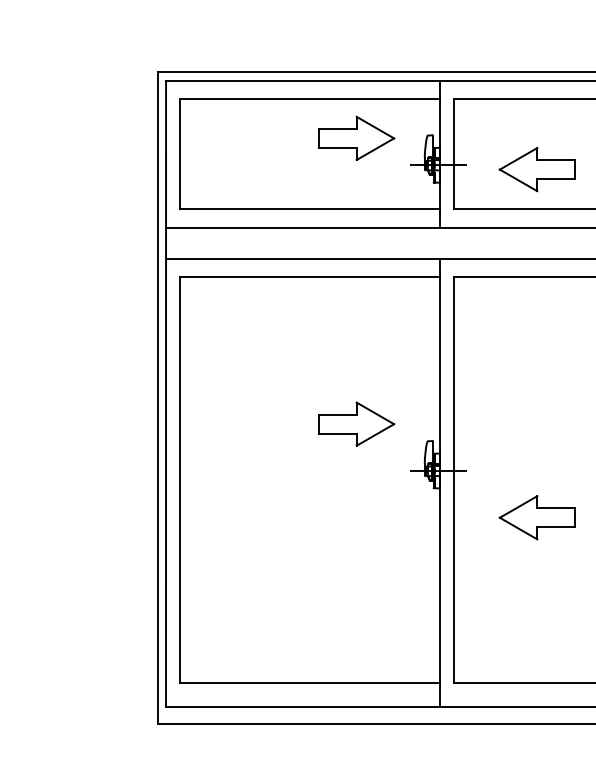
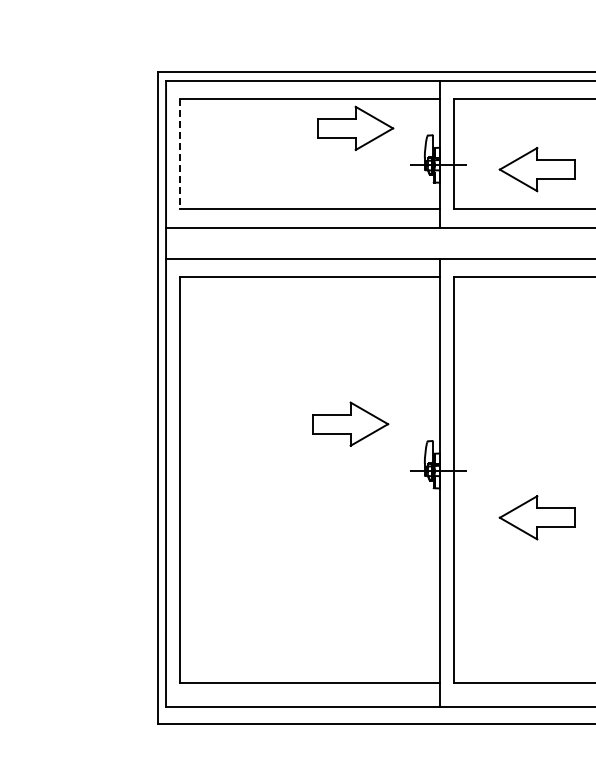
part position: (356, 138) -> (355, 128) (355, 128)
line: solid -> dashed (180, 154)
part position: (356, 423) -> (350, 423) (350, 423)
